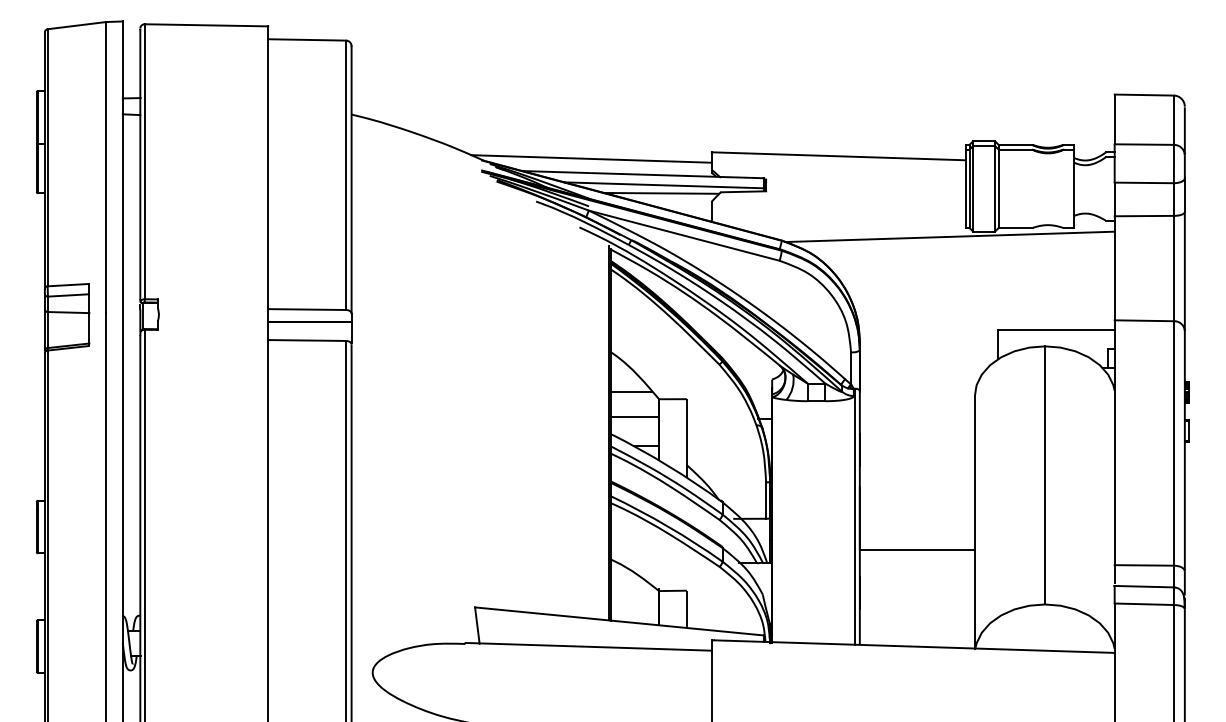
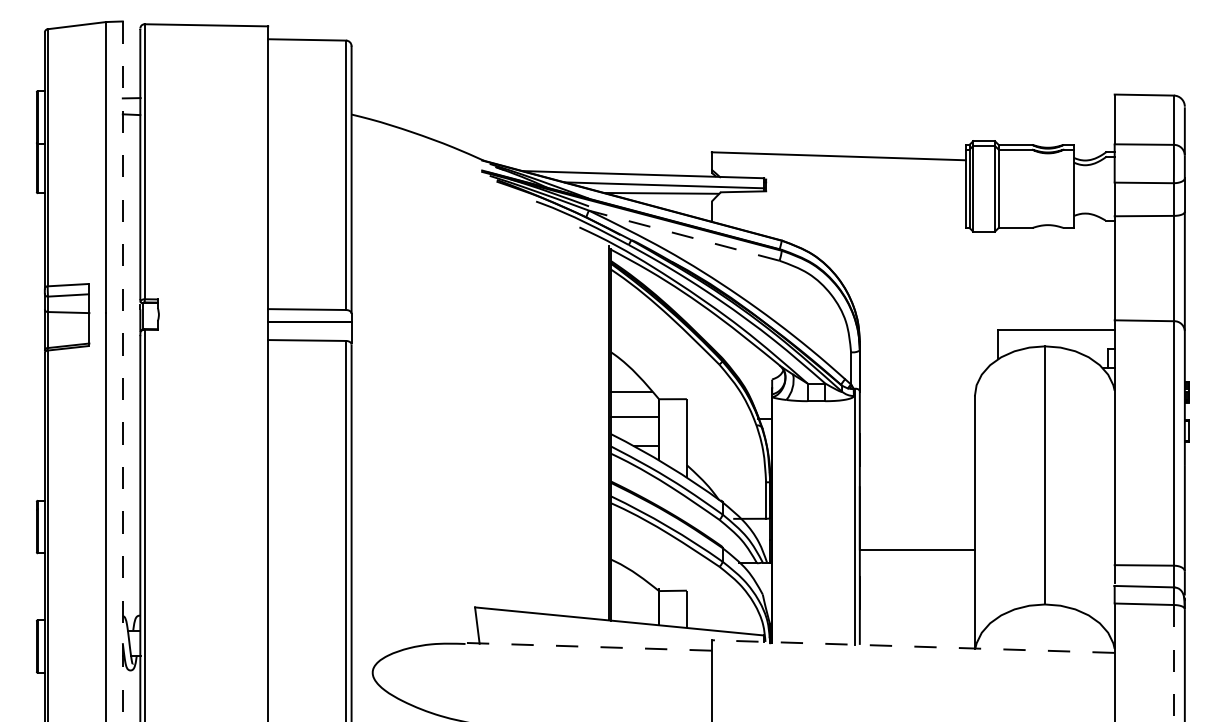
line: present -> none (591, 158)
line: solid -> dashed (684, 235)
line: present -> none (949, 236)
line: solid -> dashed (122, 371)
line: solid -> dashed (588, 646)
line: solid -> dashed (914, 646)
line: solid -> dashed (1173, 663)
